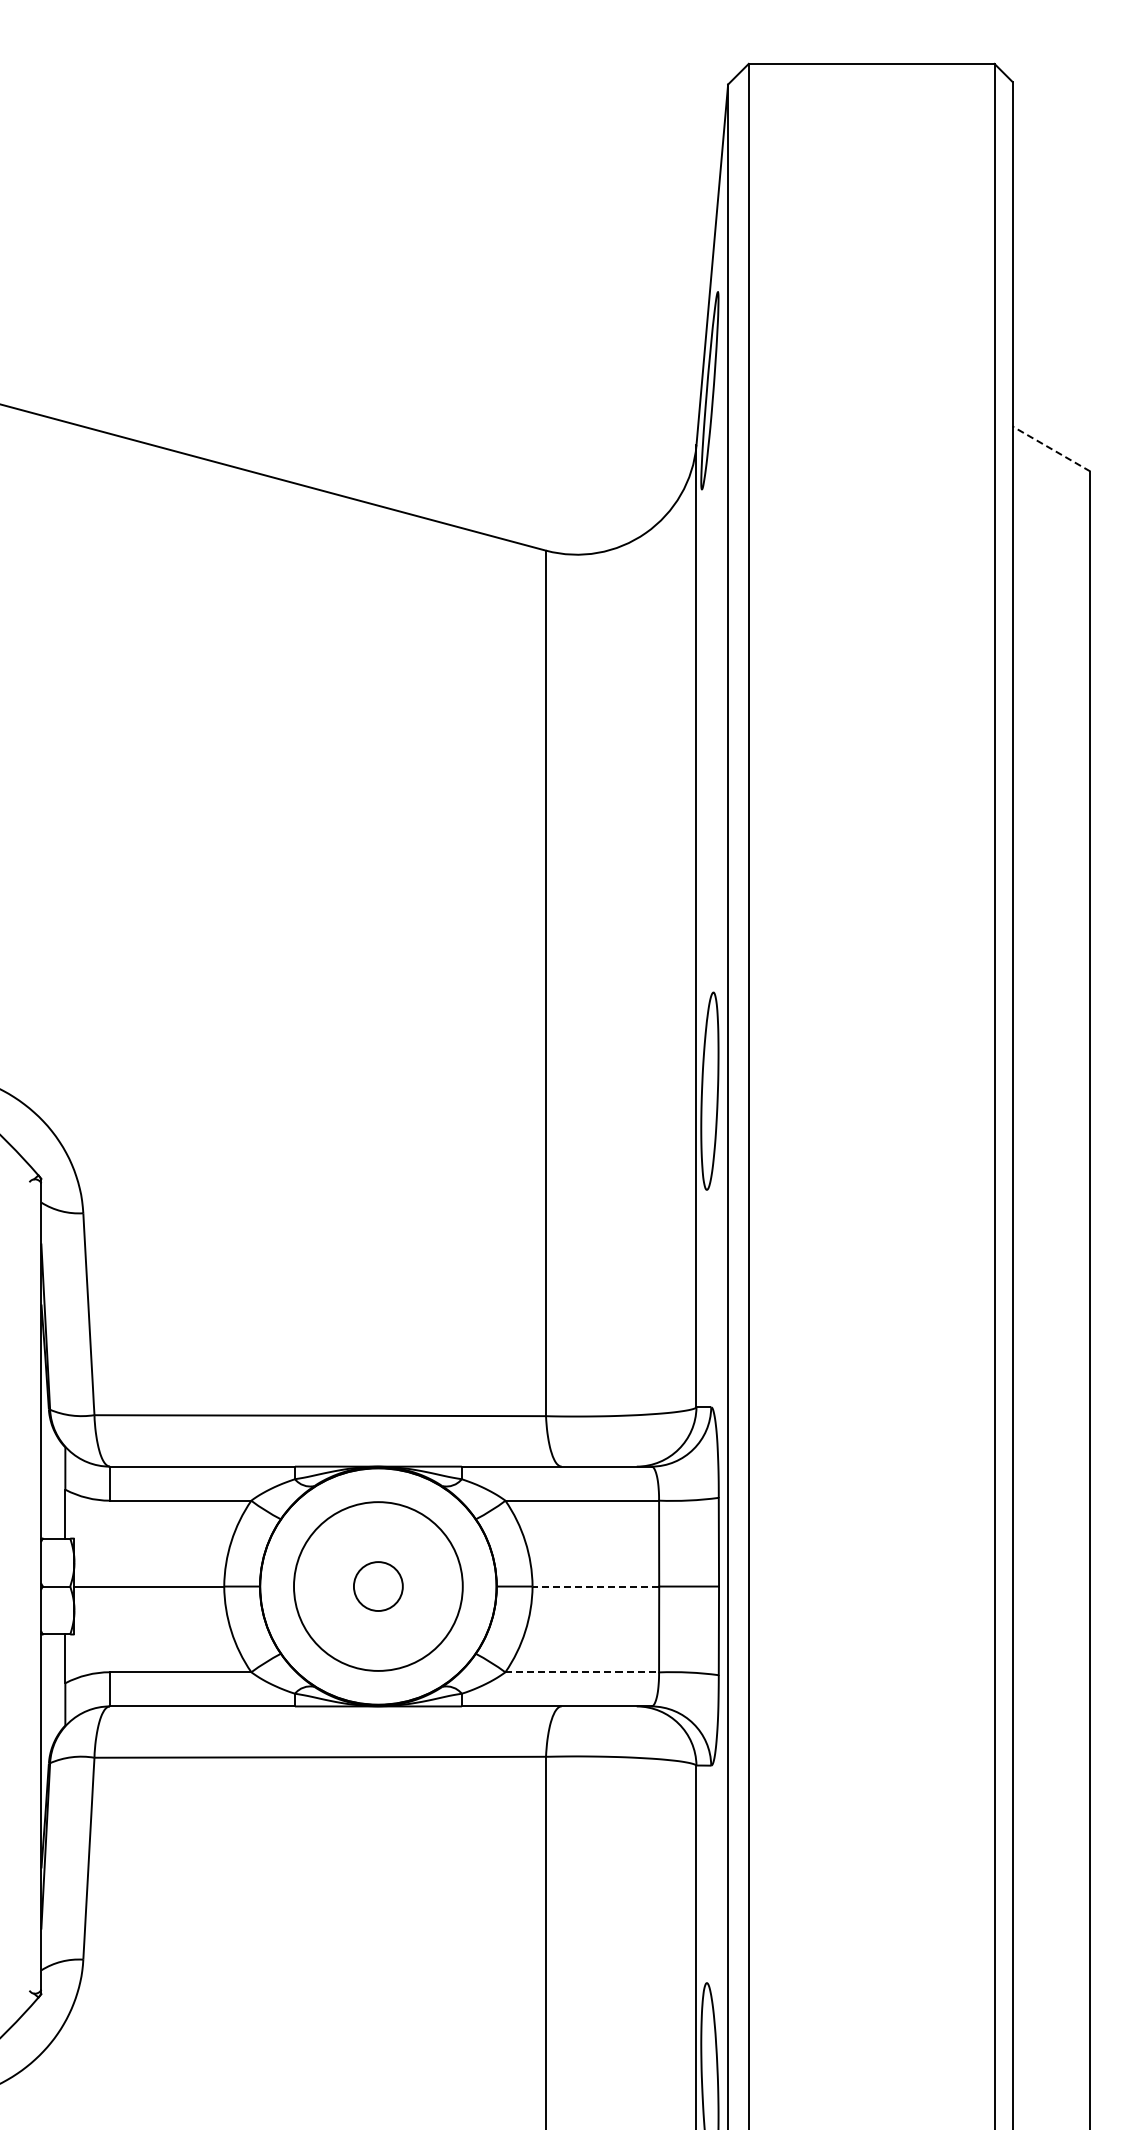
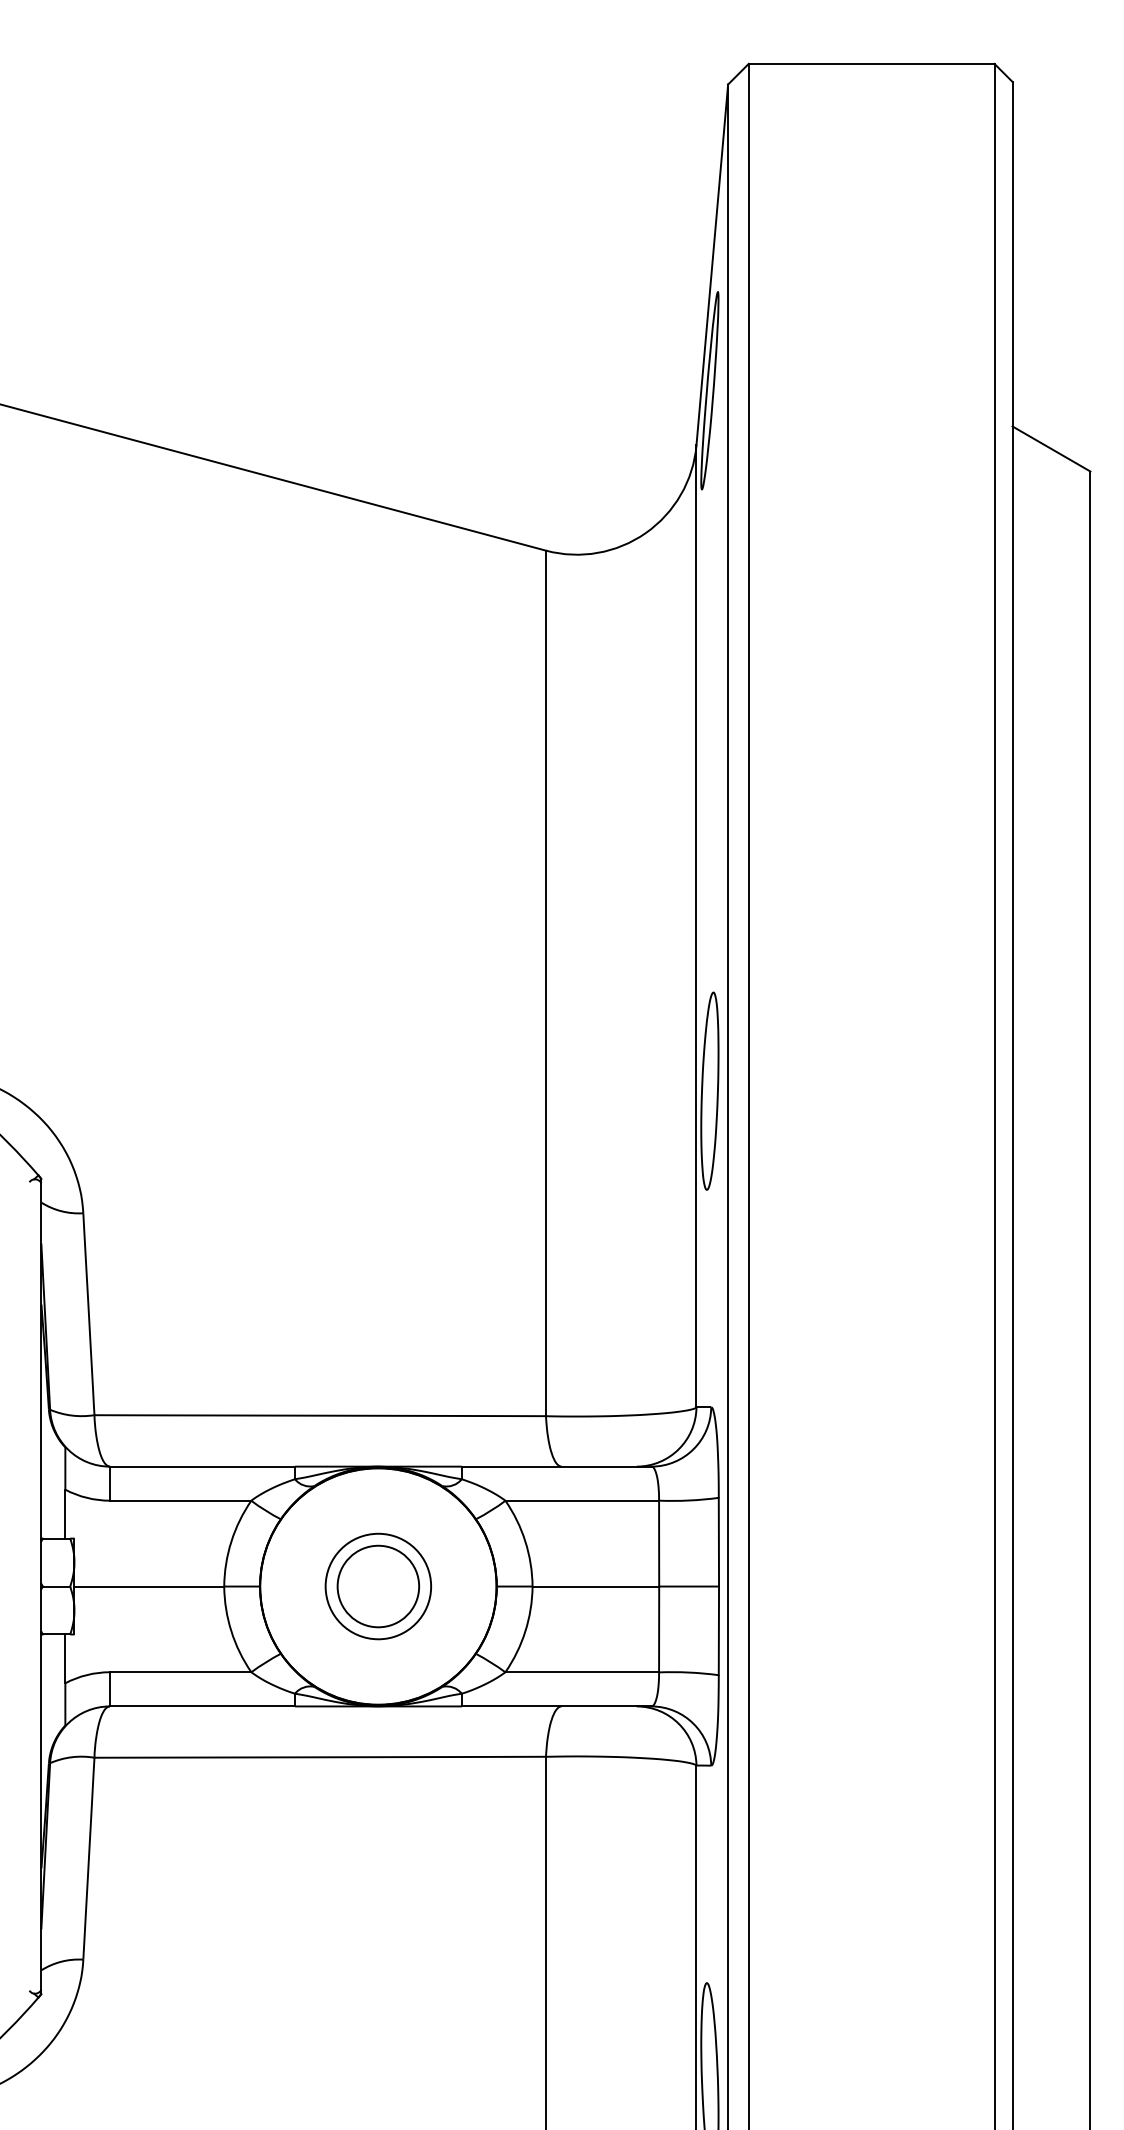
line: dashed -> solid (1051, 448)
circle diameter: 49 px -> 82 px (378, 1586)
circle diameter: 169 px -> 106 px (378, 1586)
line: dashed -> solid (595, 1586)
line: dashed -> solid (582, 1672)
